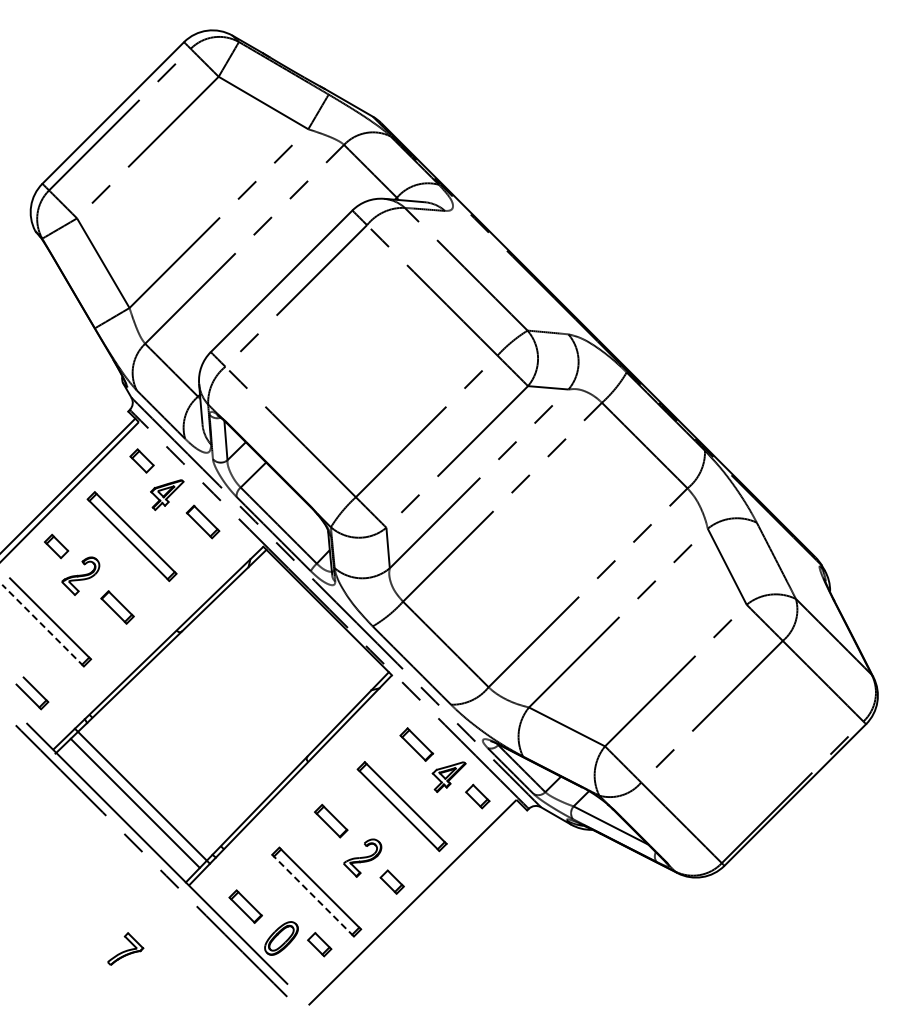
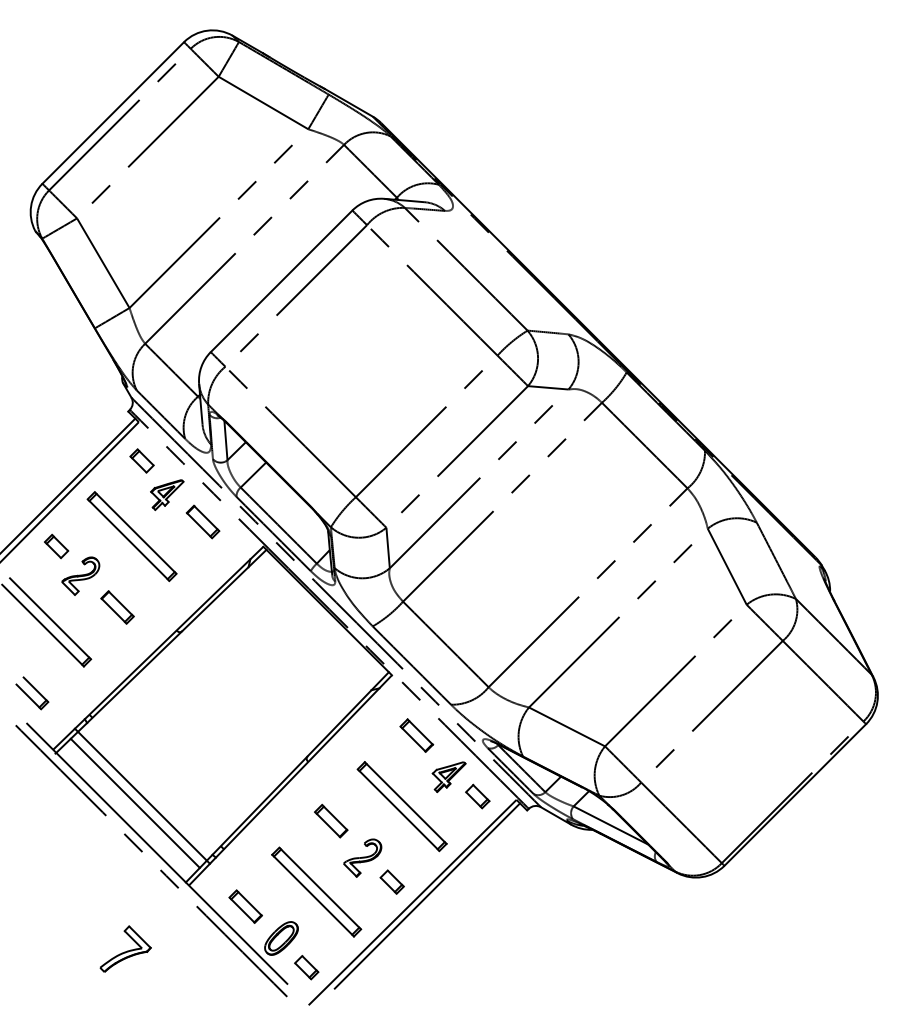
line: dashed -> solid (43, 625)
part position: (416, 744) -> (416, 735) (416, 735)
line: dashed -> solid (313, 895)
line: none -> present (427, 895)
part position: (319, 944) -> (306, 967) (306, 967)
part size: 38x34 px -> 53x48 px (125, 948)
